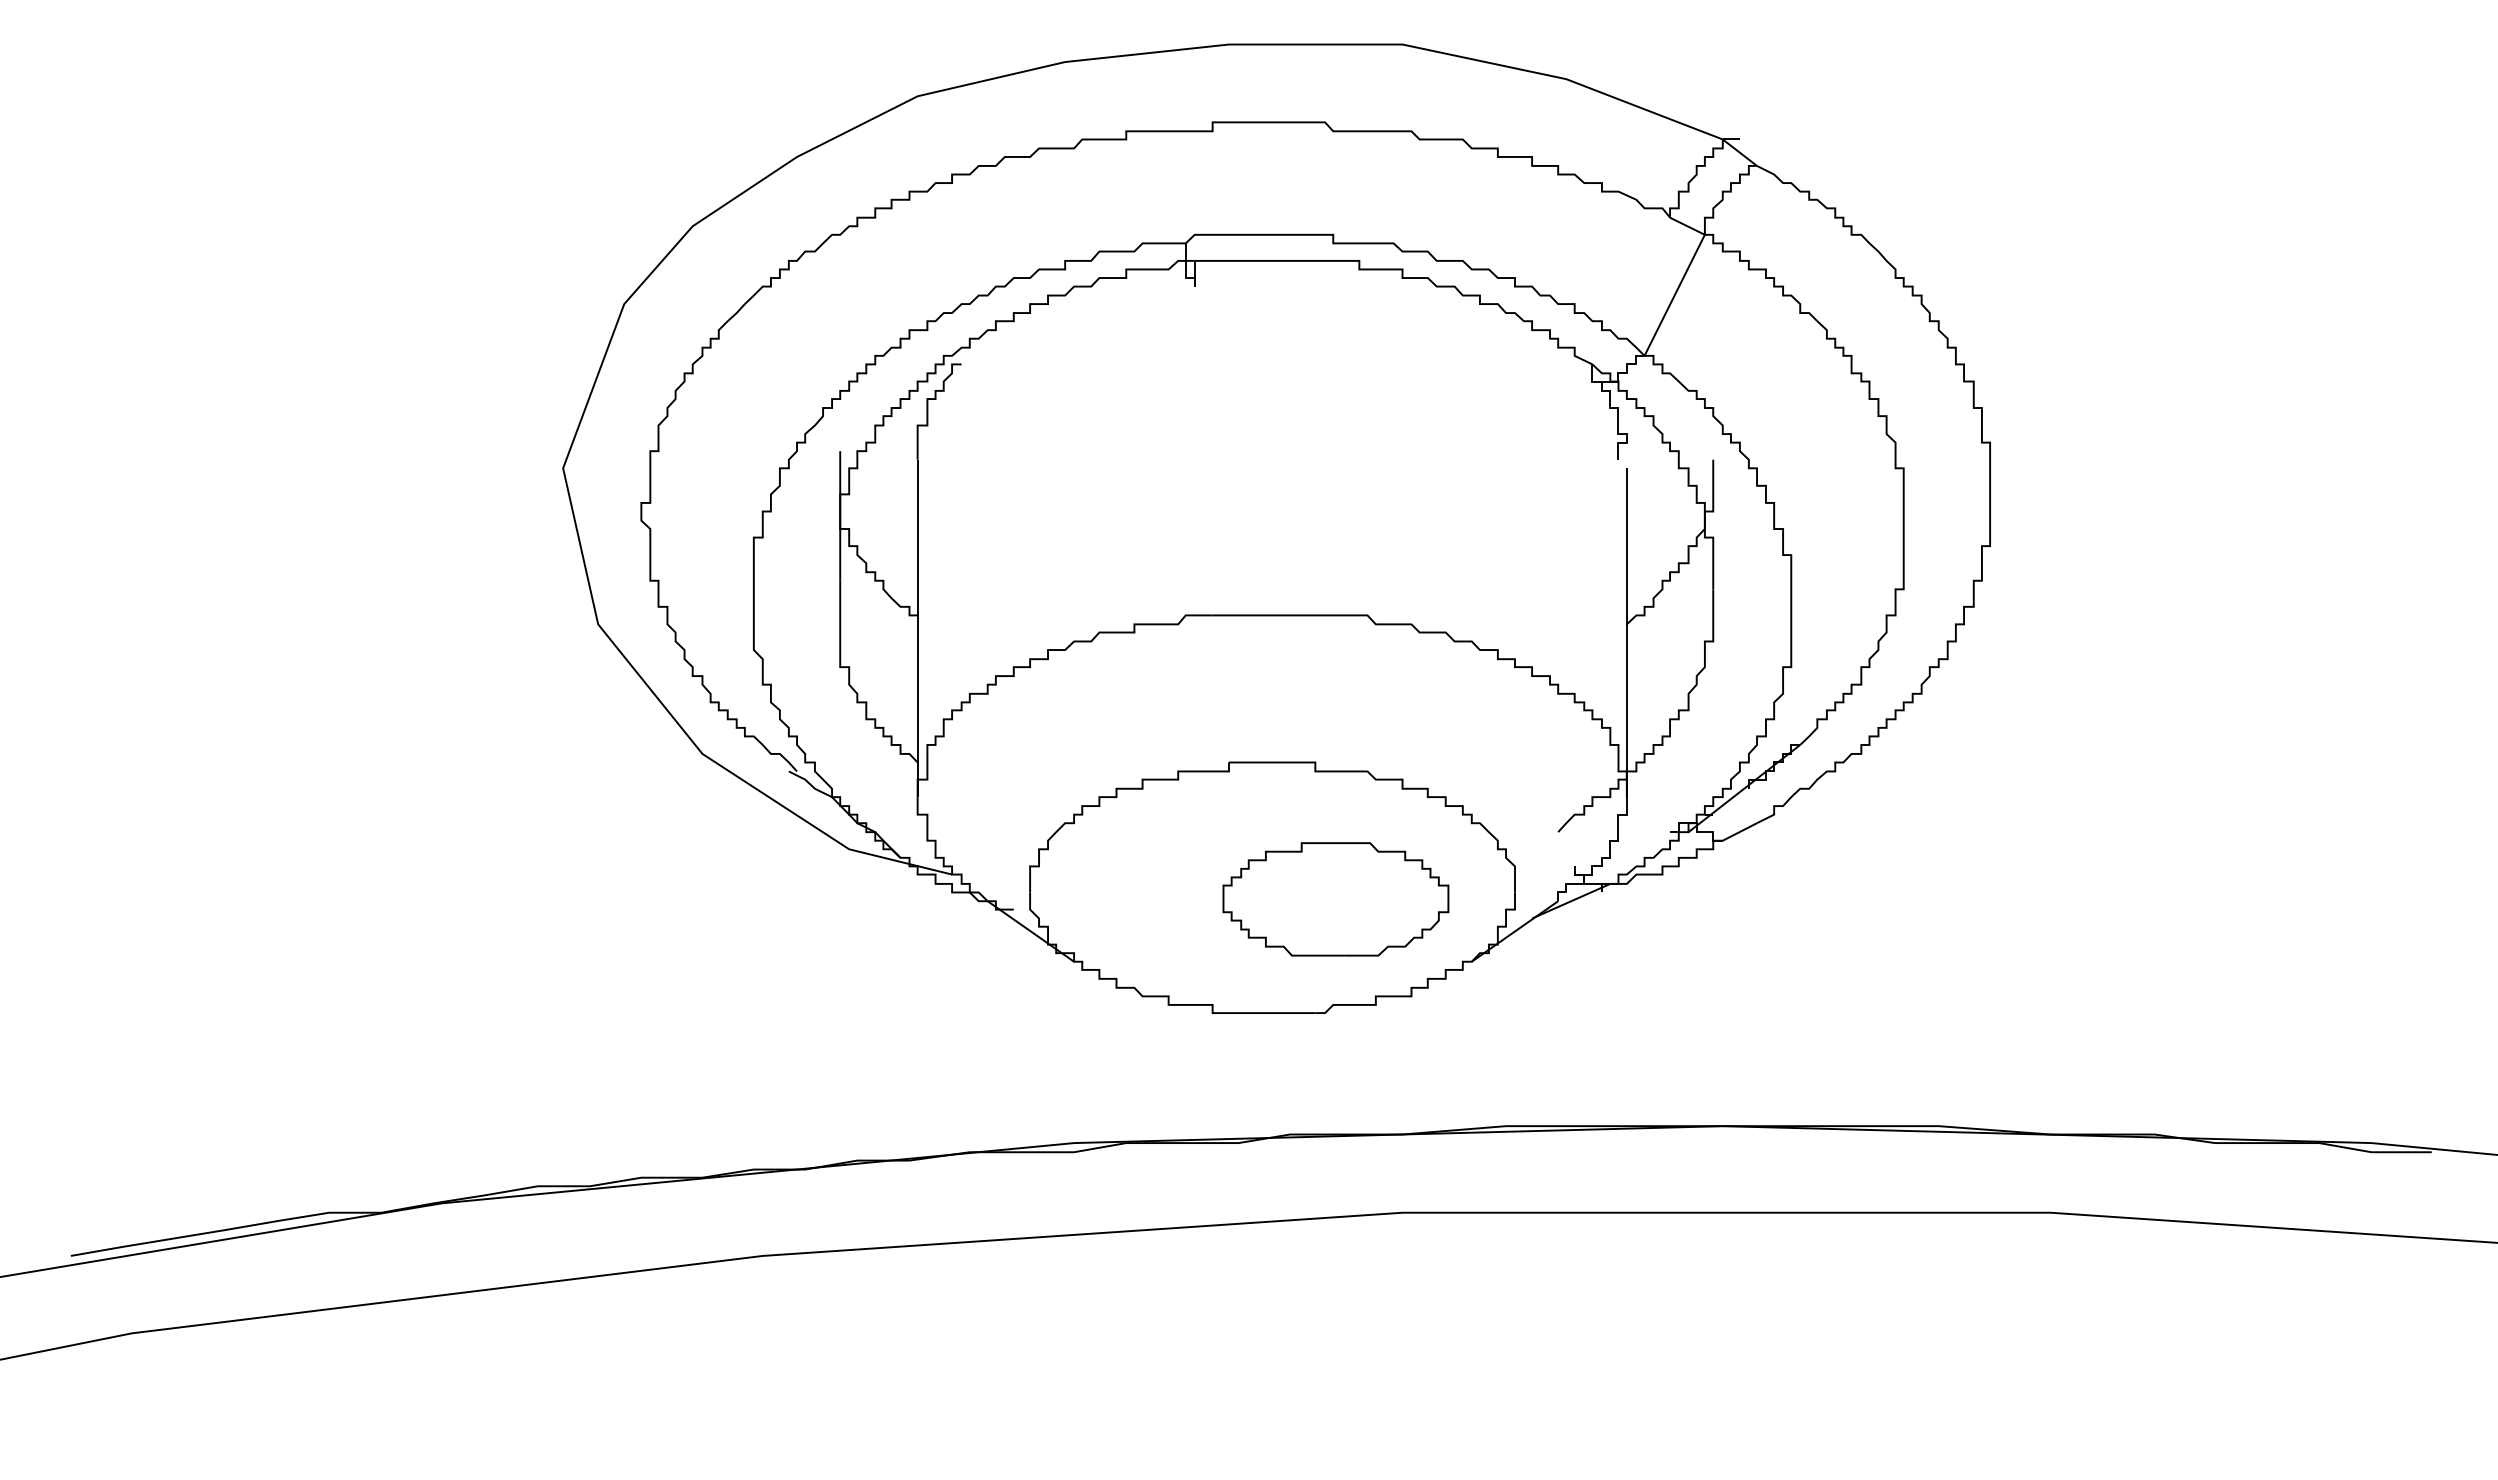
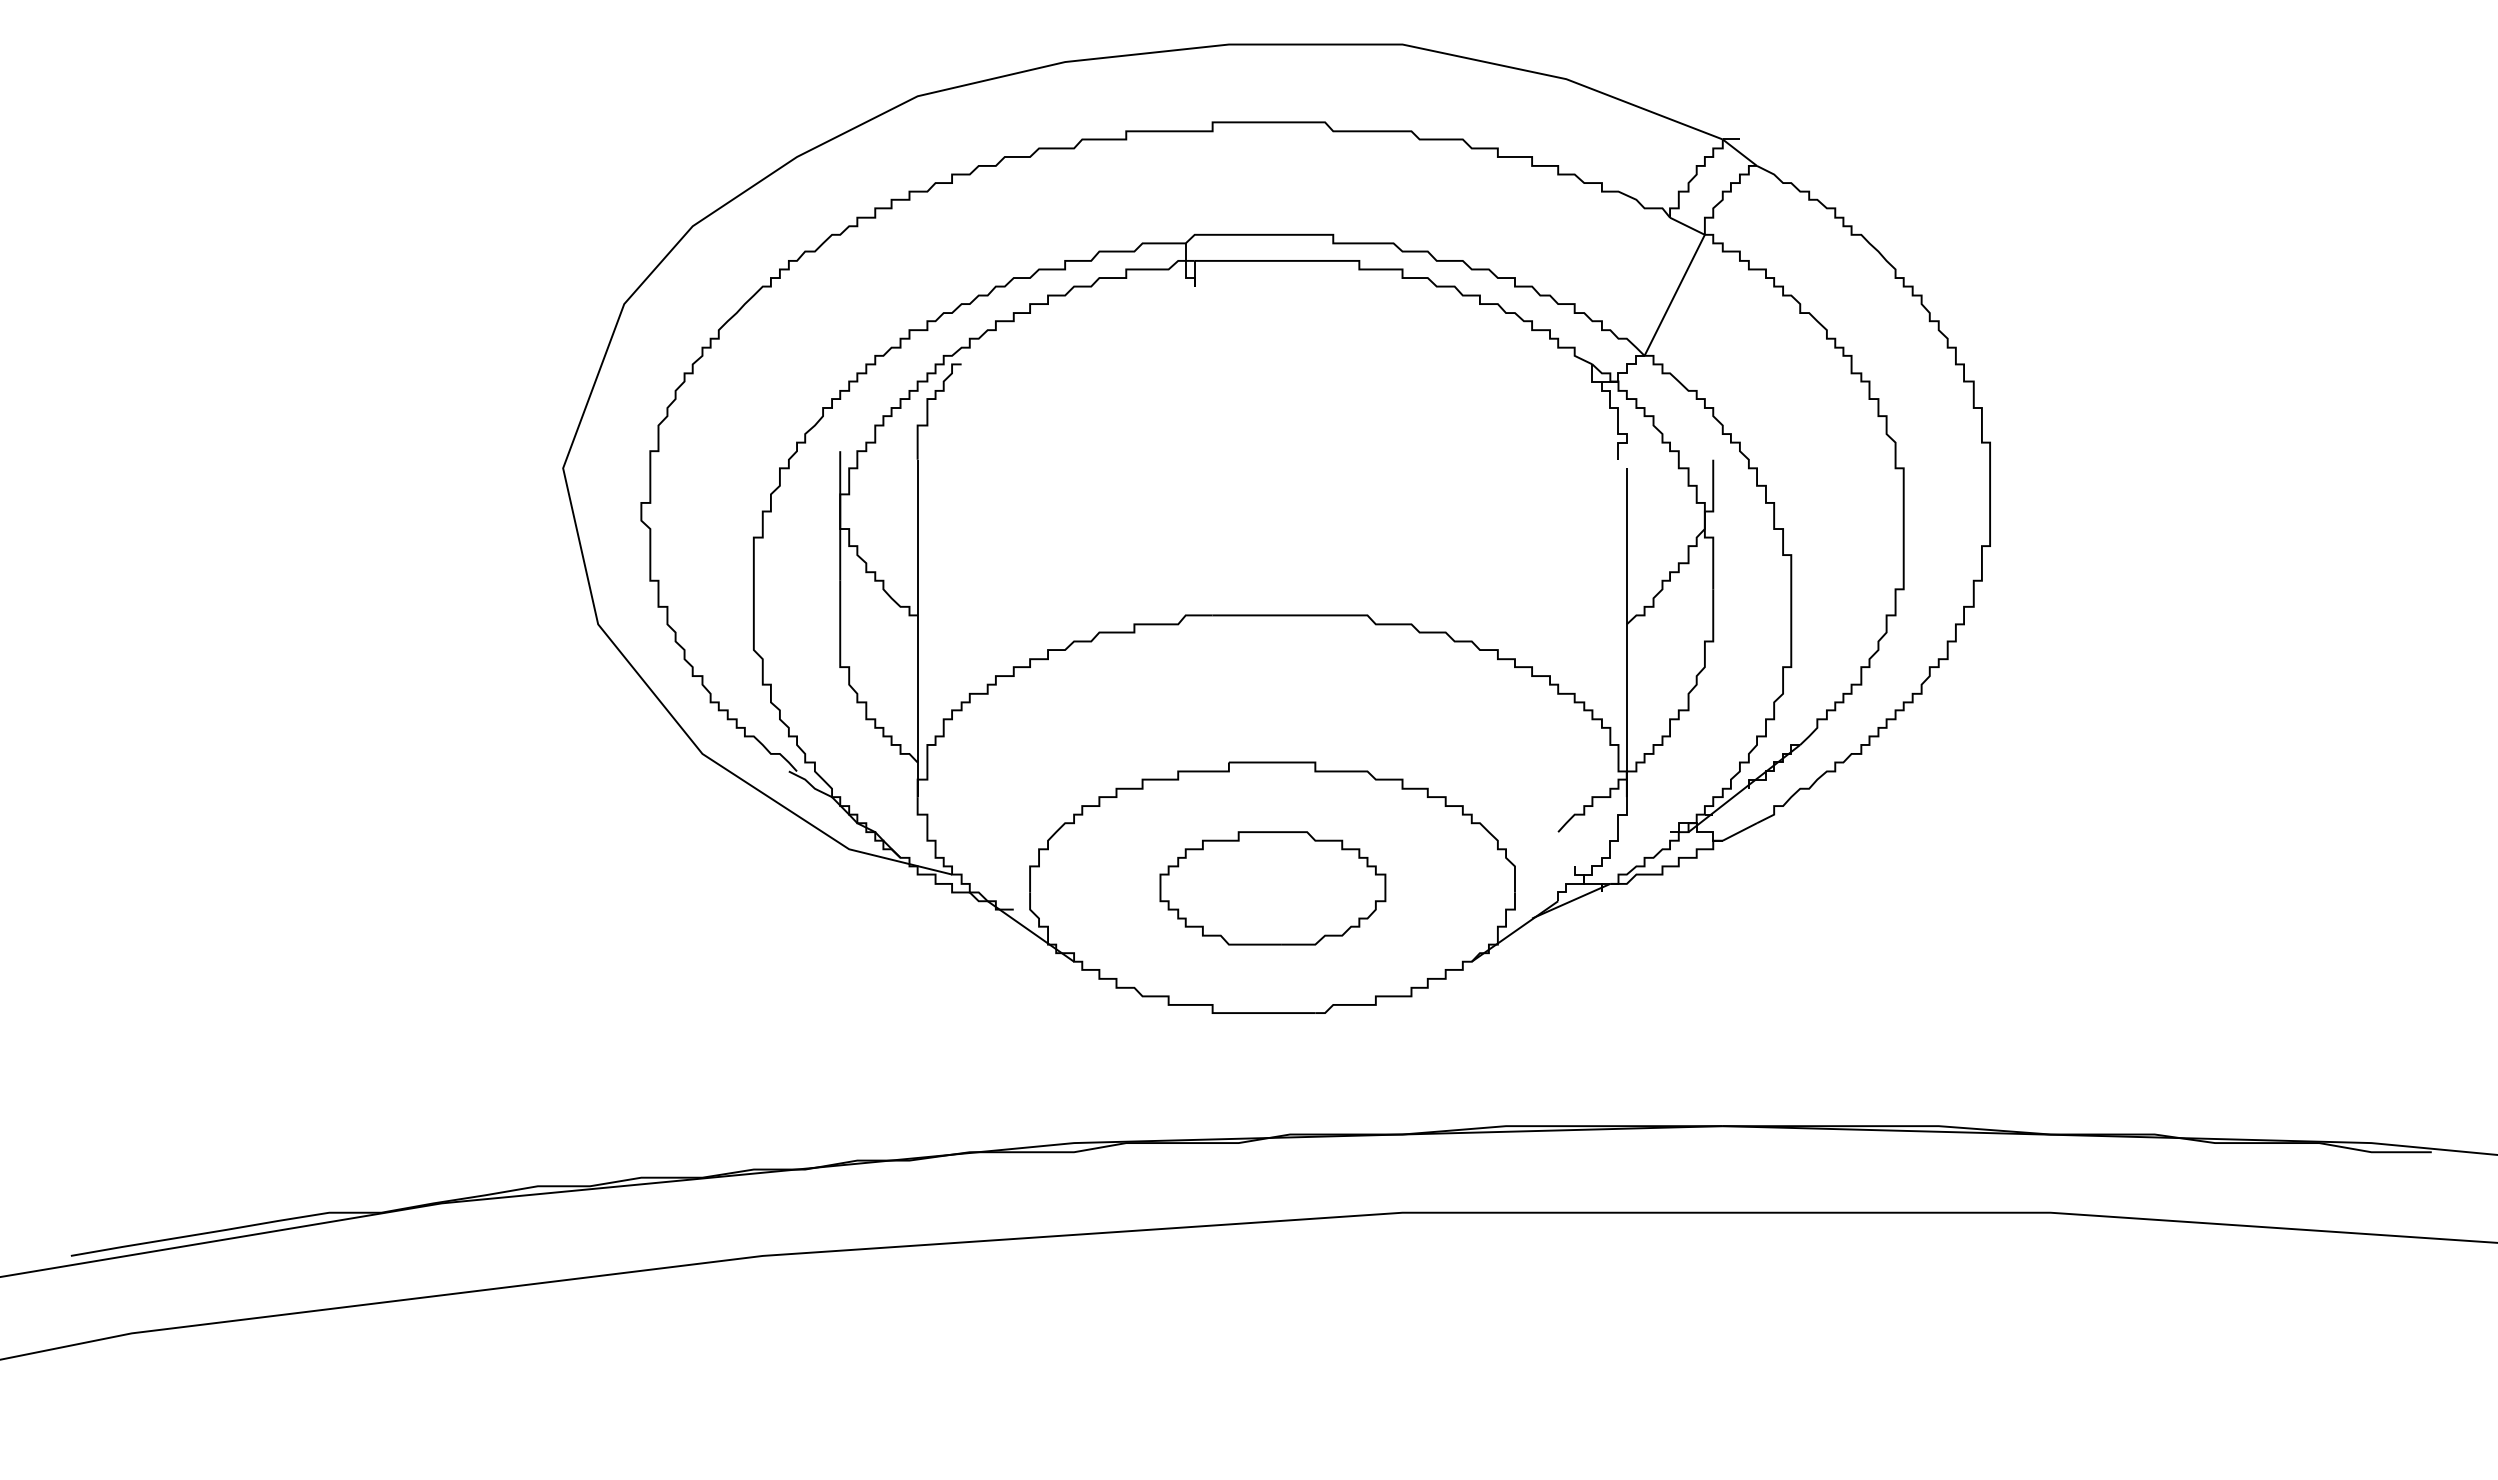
part position: (1335, 899) -> (1272, 888) (1272, 888)
